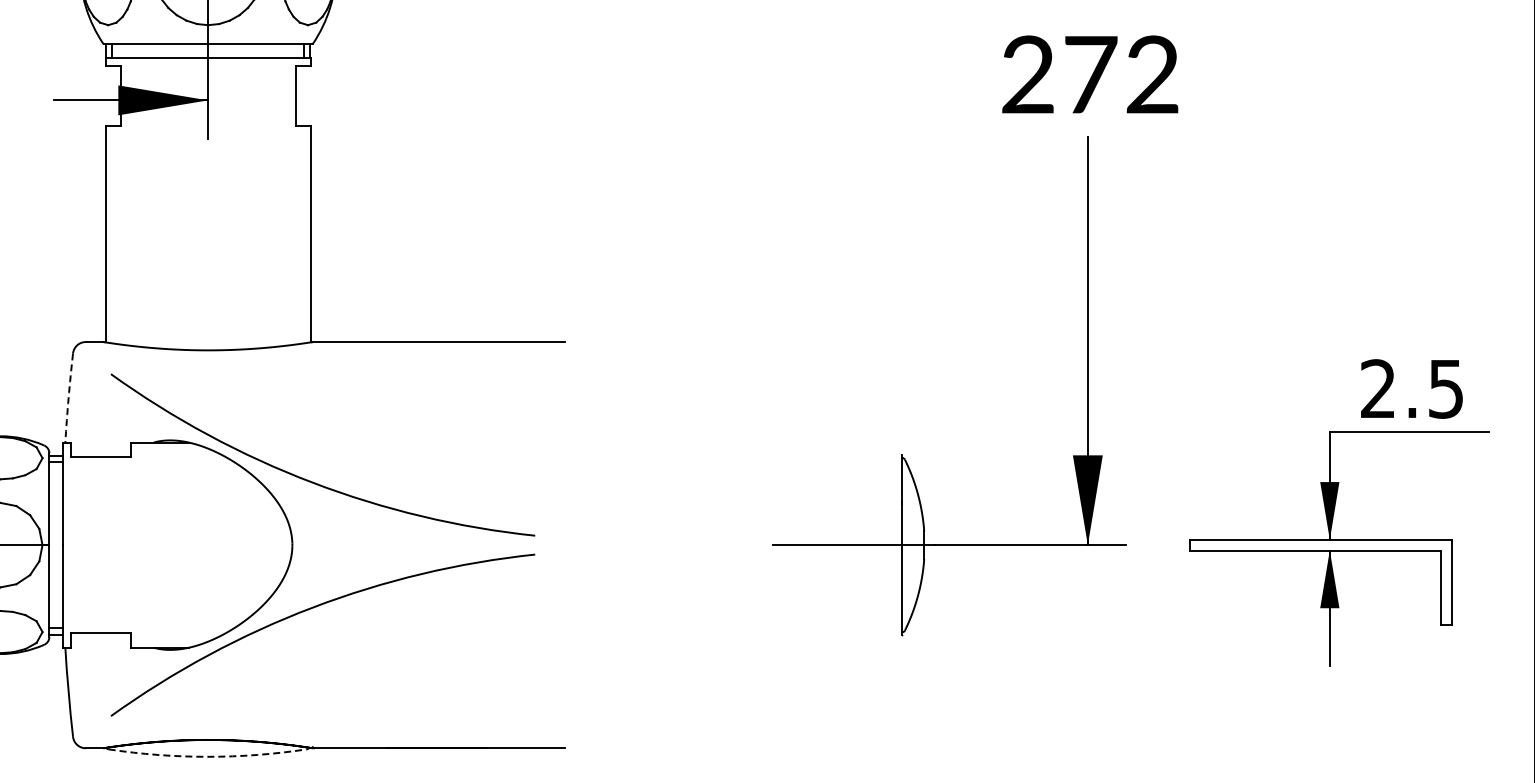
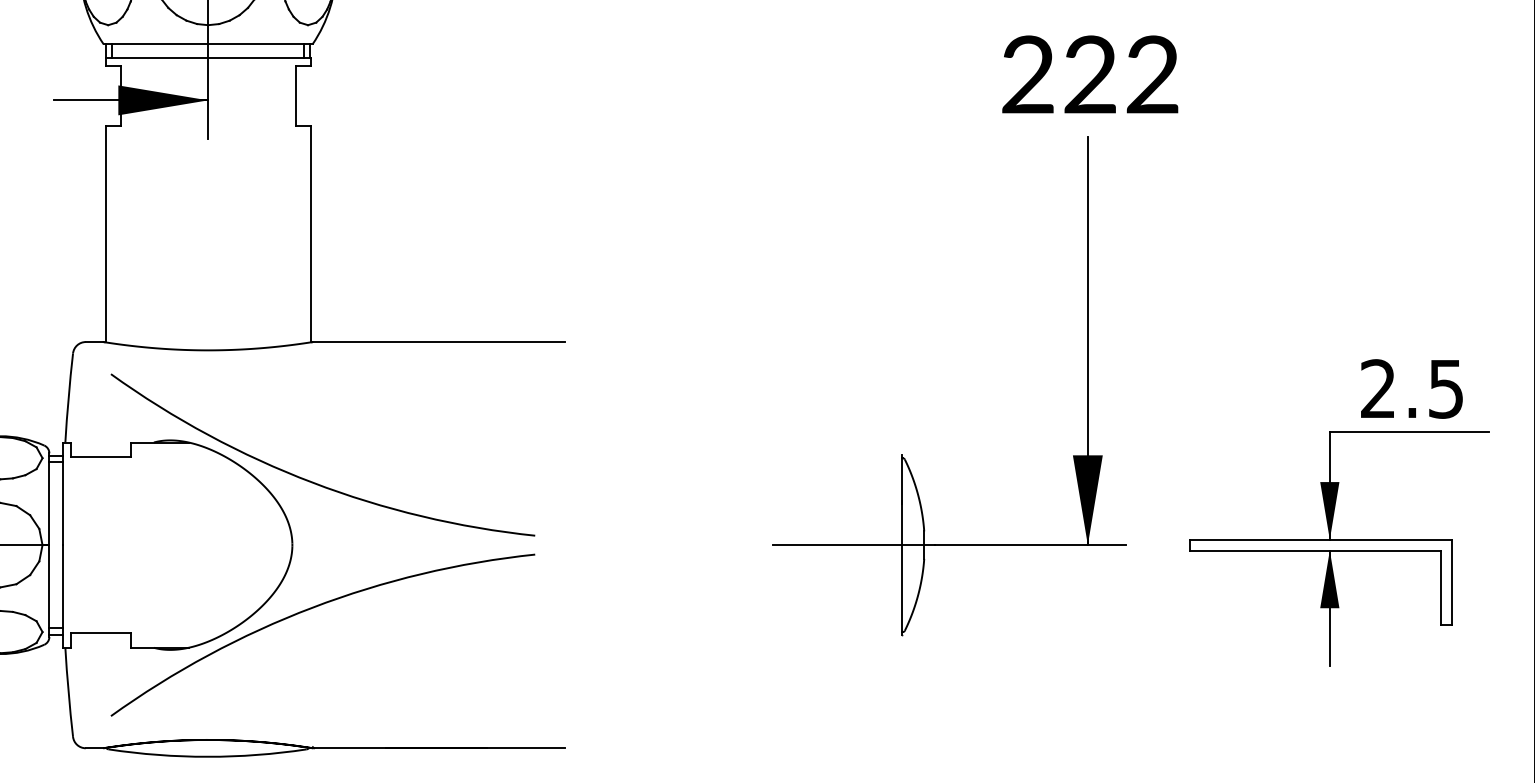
text: 272 -> 222 (1090, 74)
arc: dashed -> solid (68, 397)
arc: dashed -> solid (207, 756)
